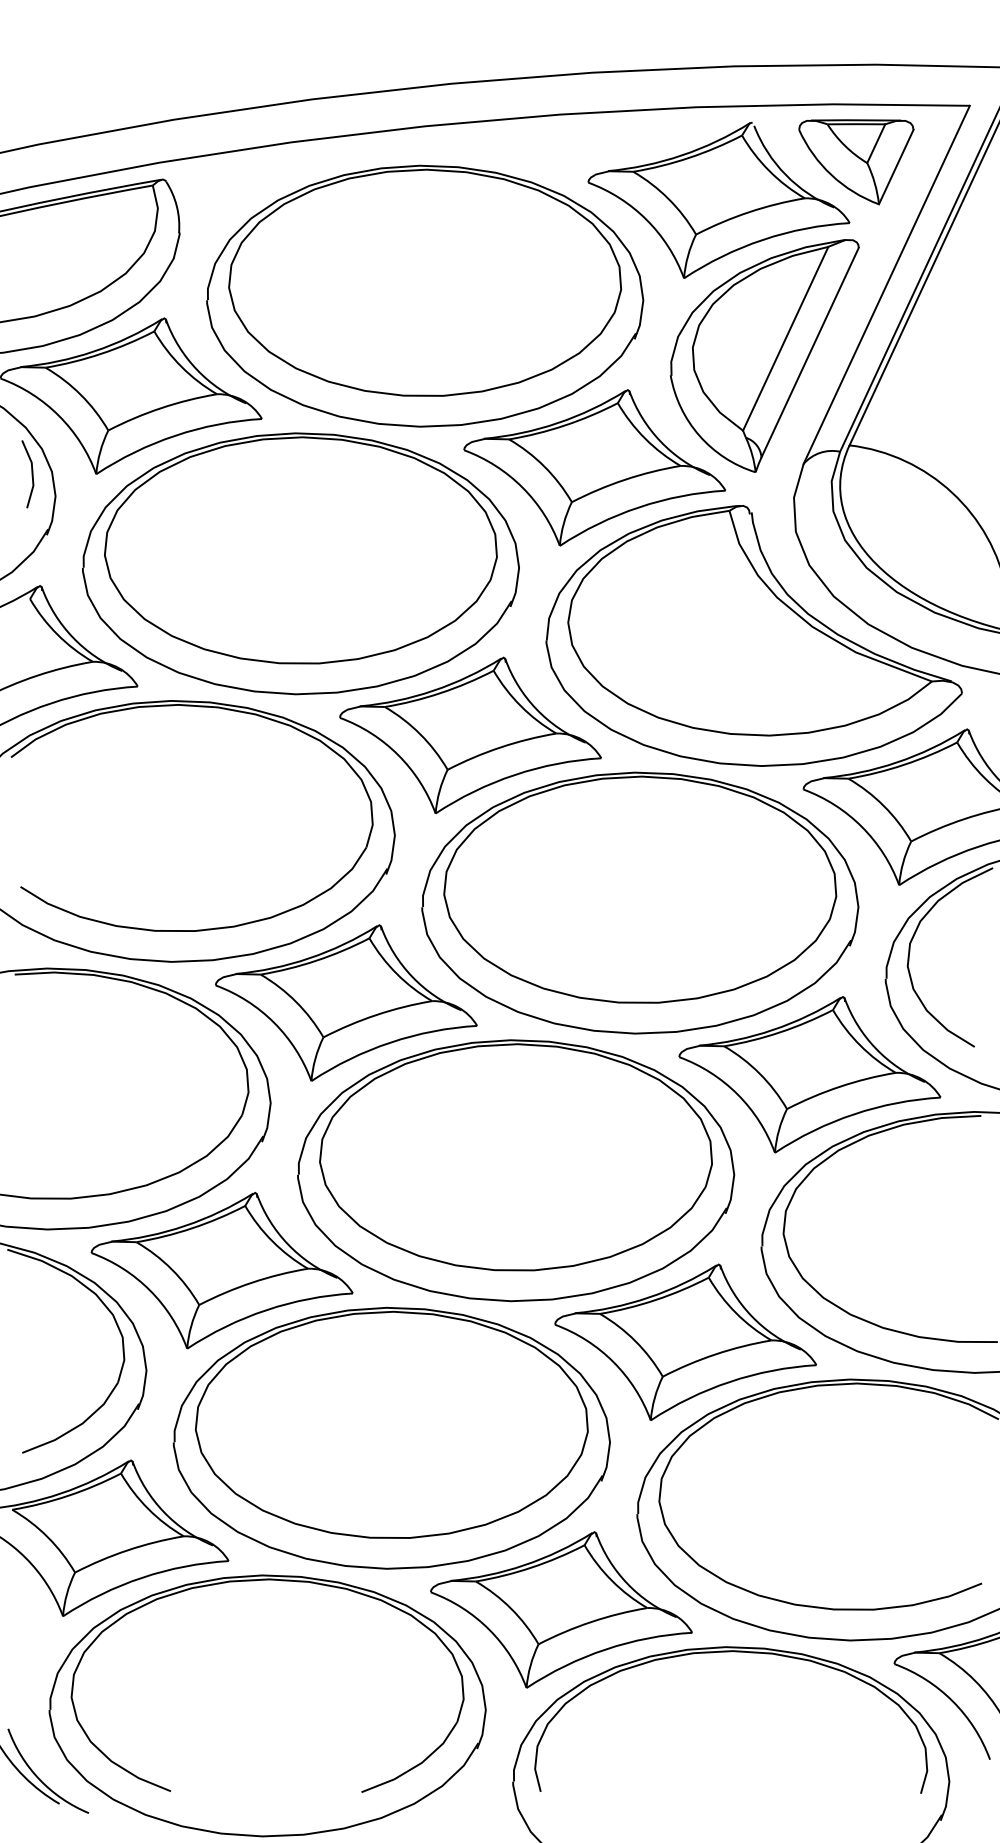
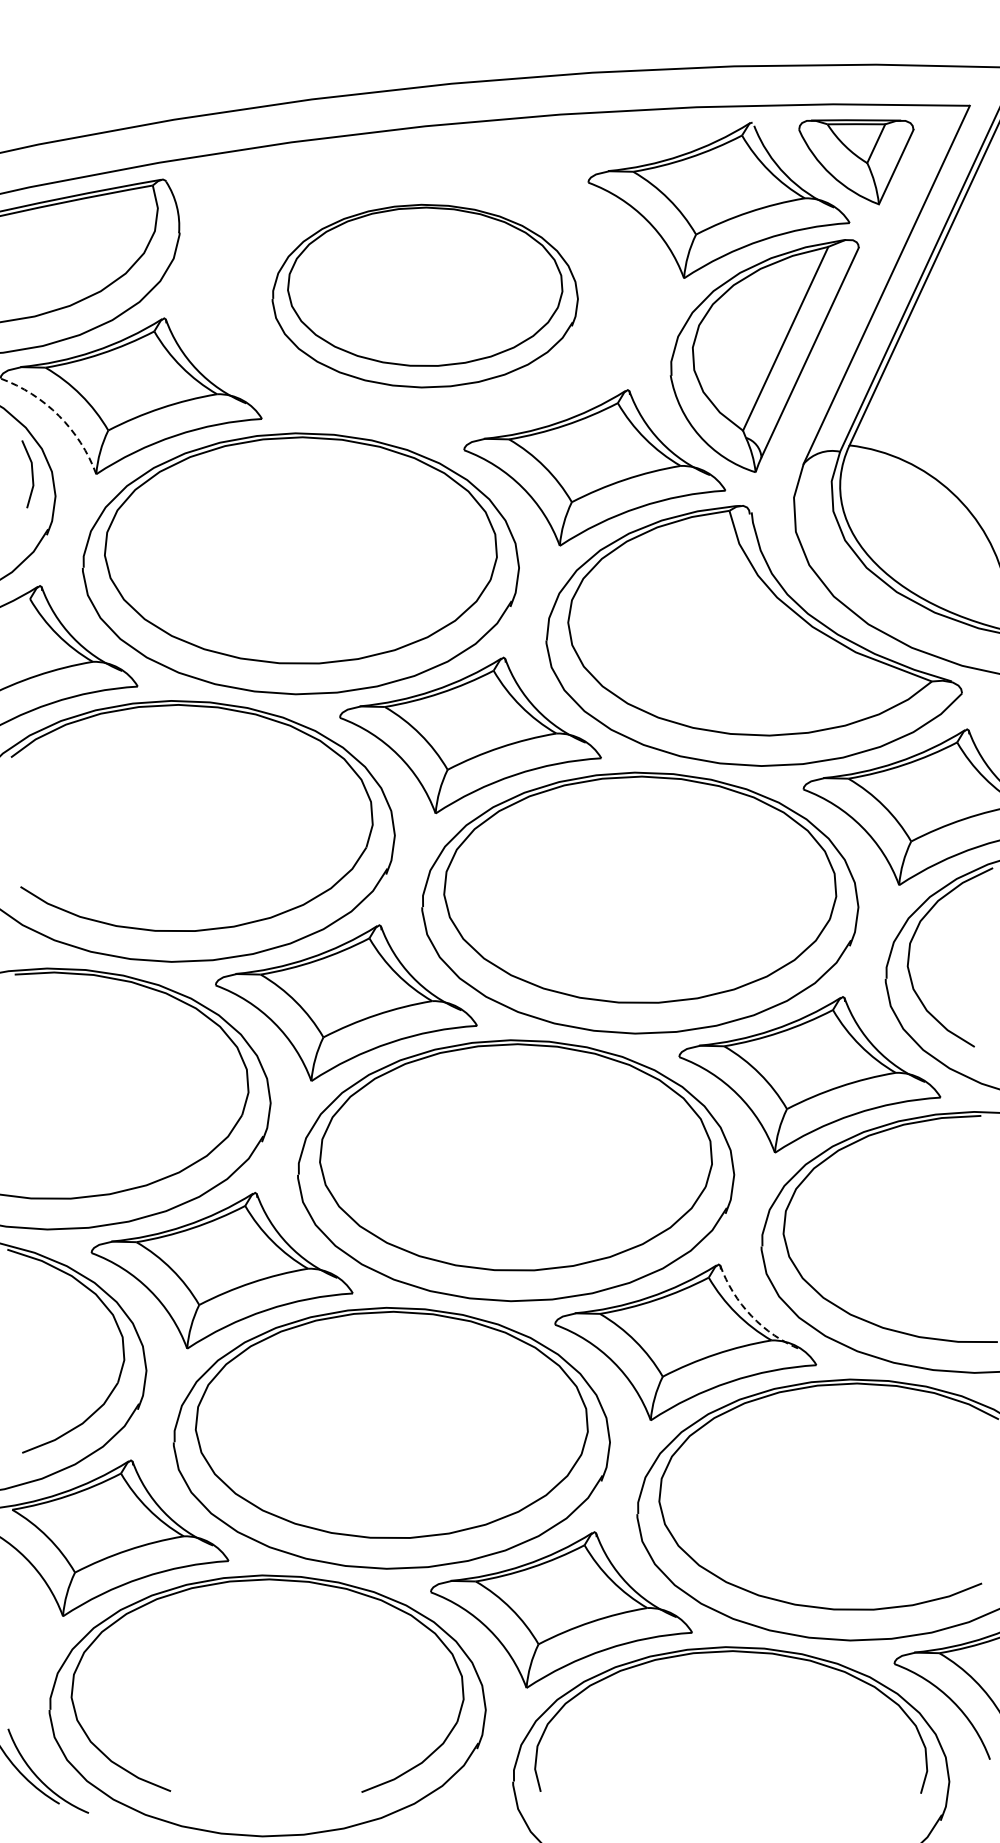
part size: 439x264 px -> 308x186 px (424, 295)
arc: solid -> dashed (59, 415)
arc: solid -> dashed (751, 1316)
